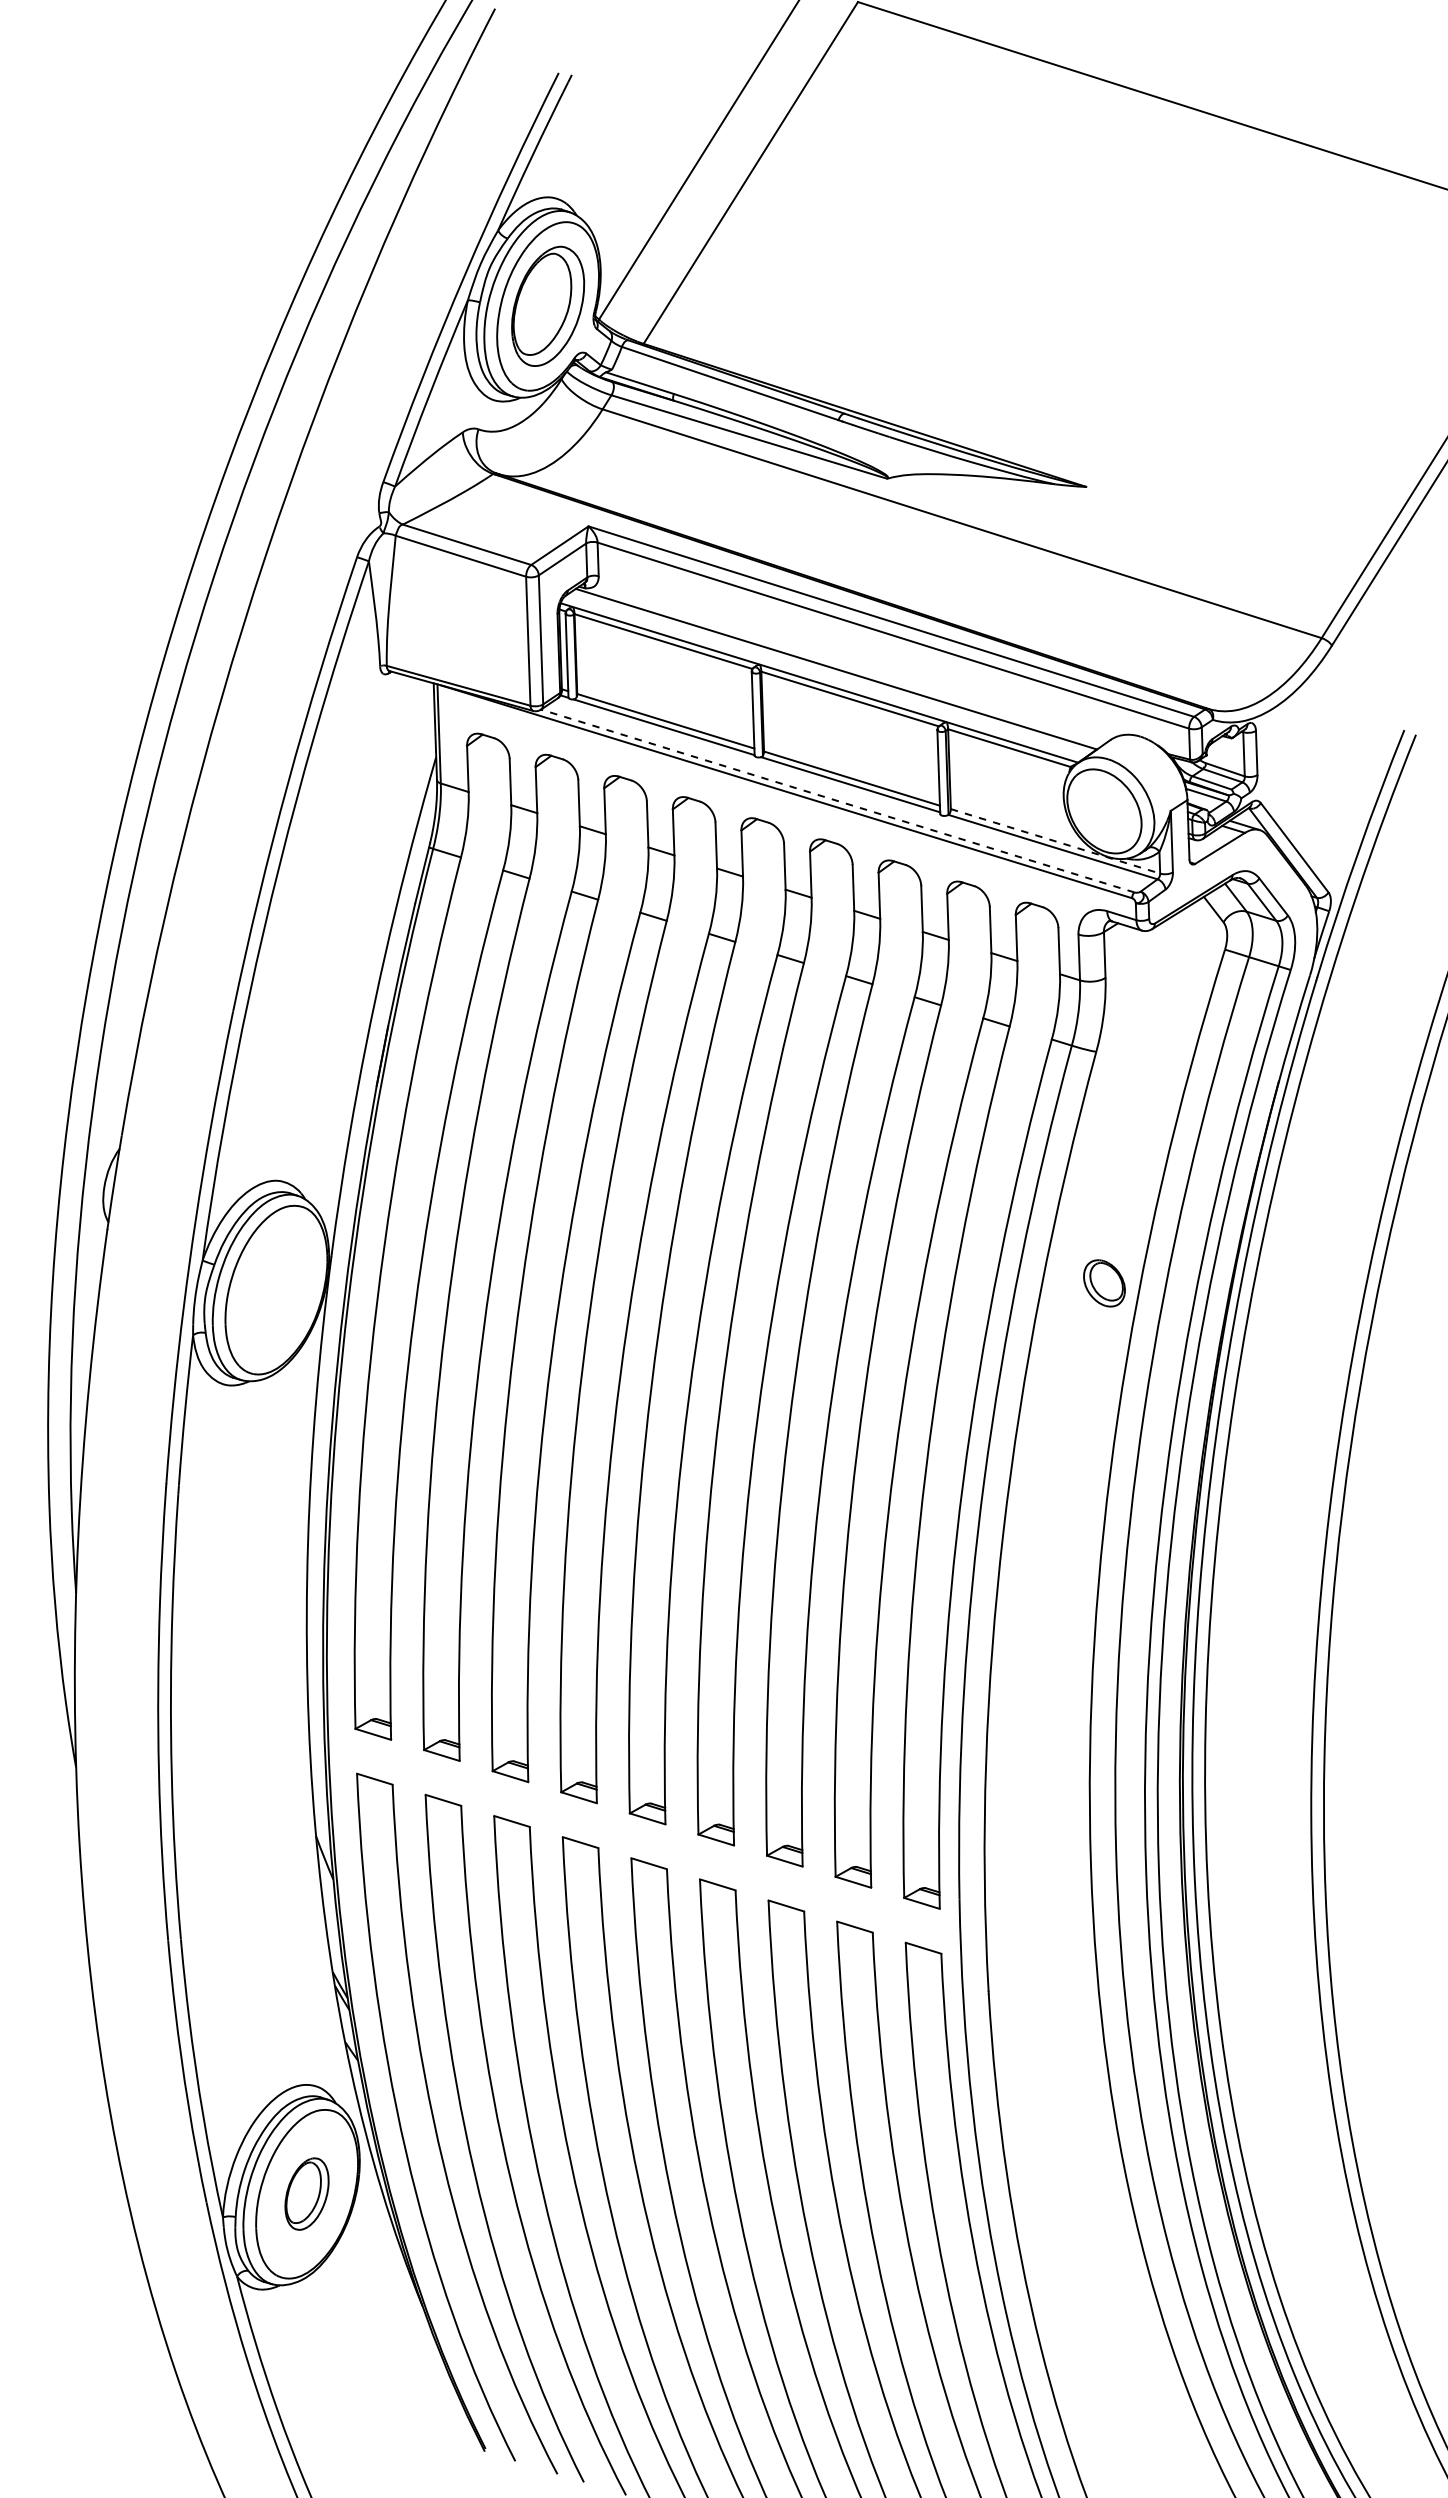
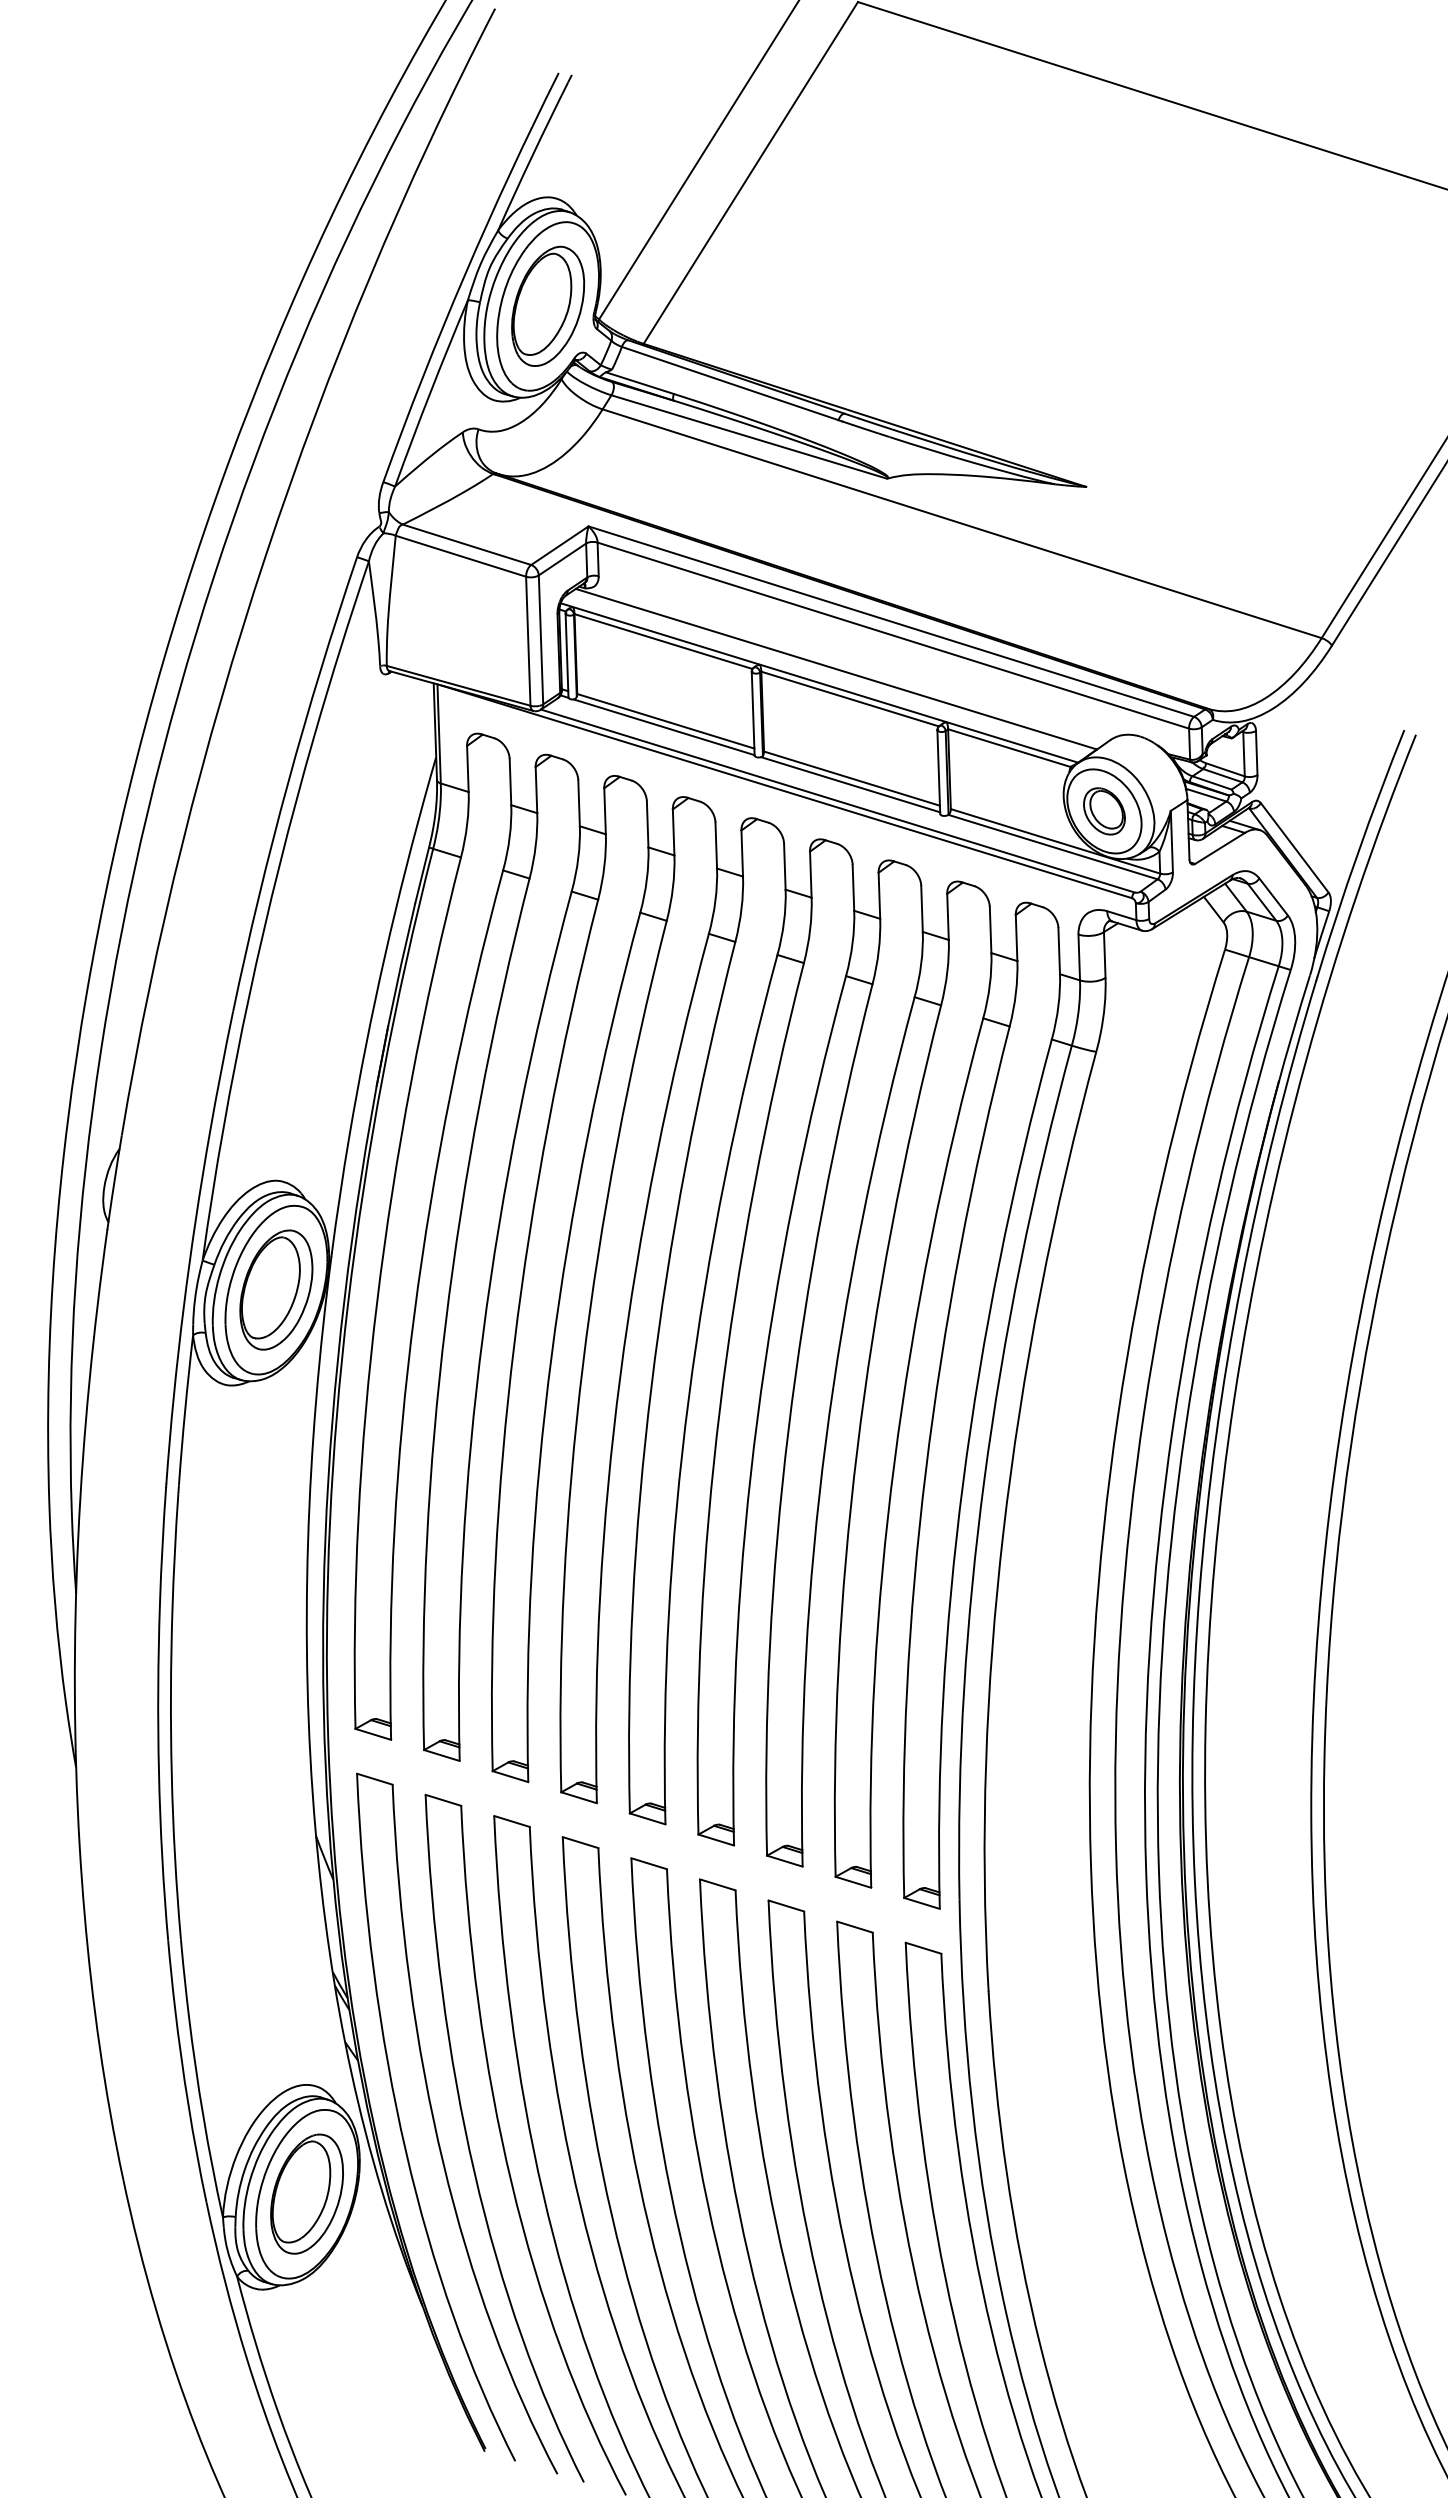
line: dashed -> solid (837, 801)
line: dashed -> solid (1055, 841)
part position: (1104, 1283) -> (1104, 811) (1104, 811)
part: none -> present (276, 1289)
part size: 46x74 px -> 74x122 px (306, 2193)
